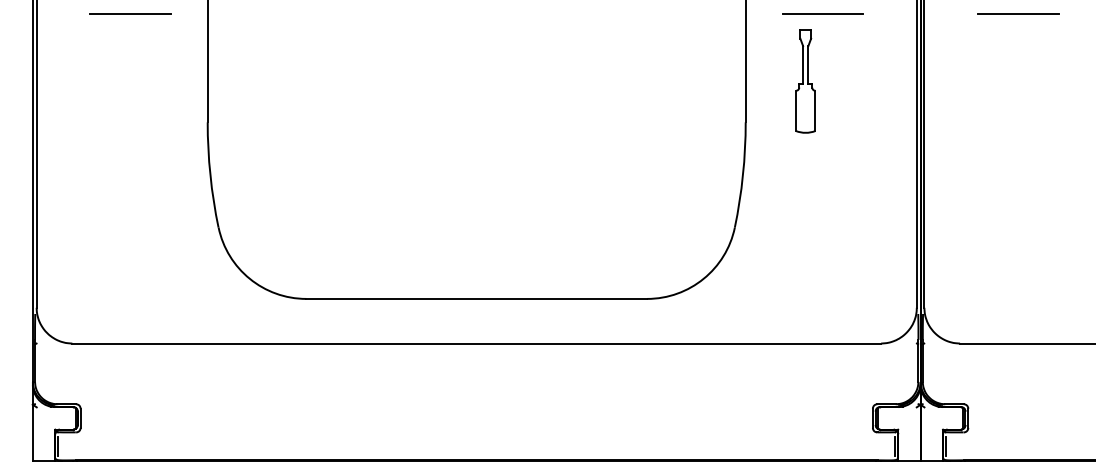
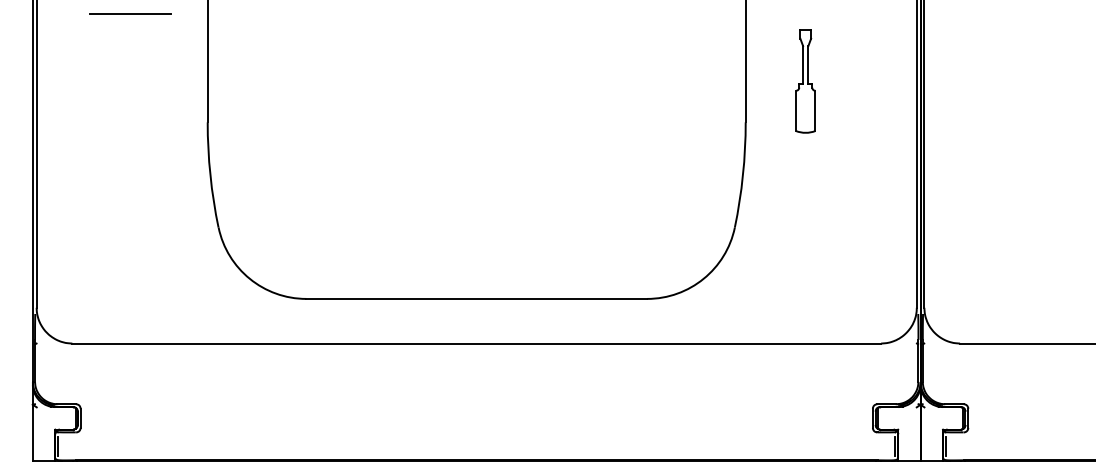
line: present -> none (1018, 13)
line: present -> none (822, 14)
